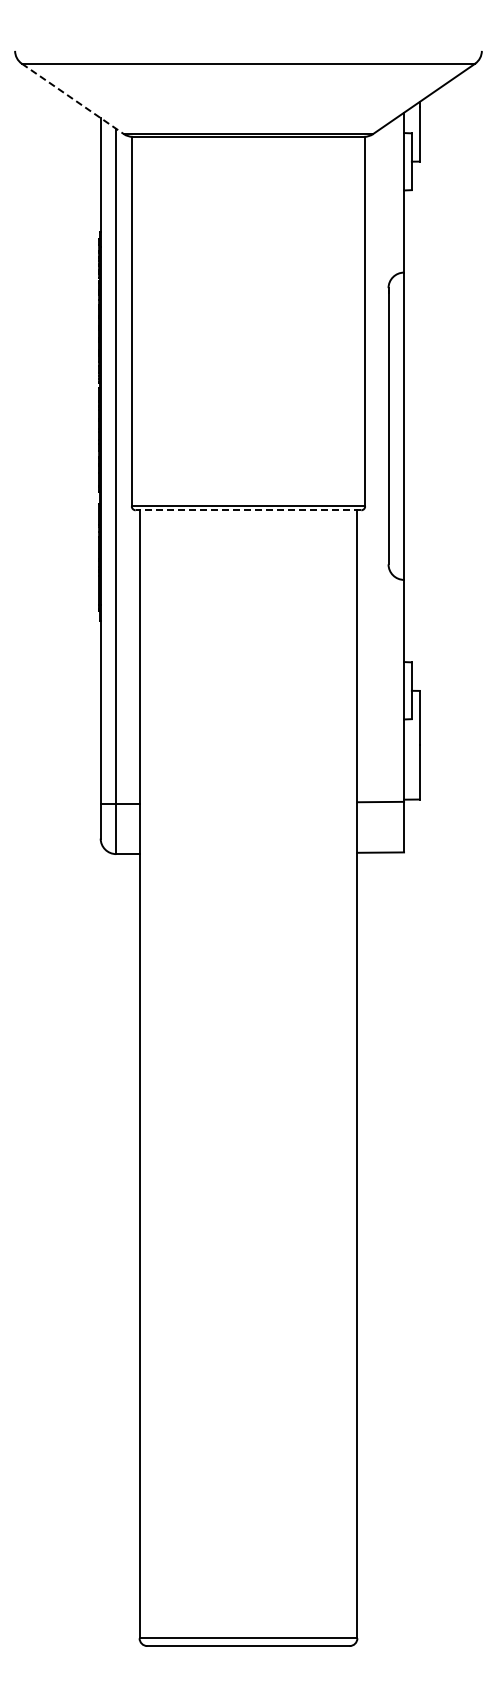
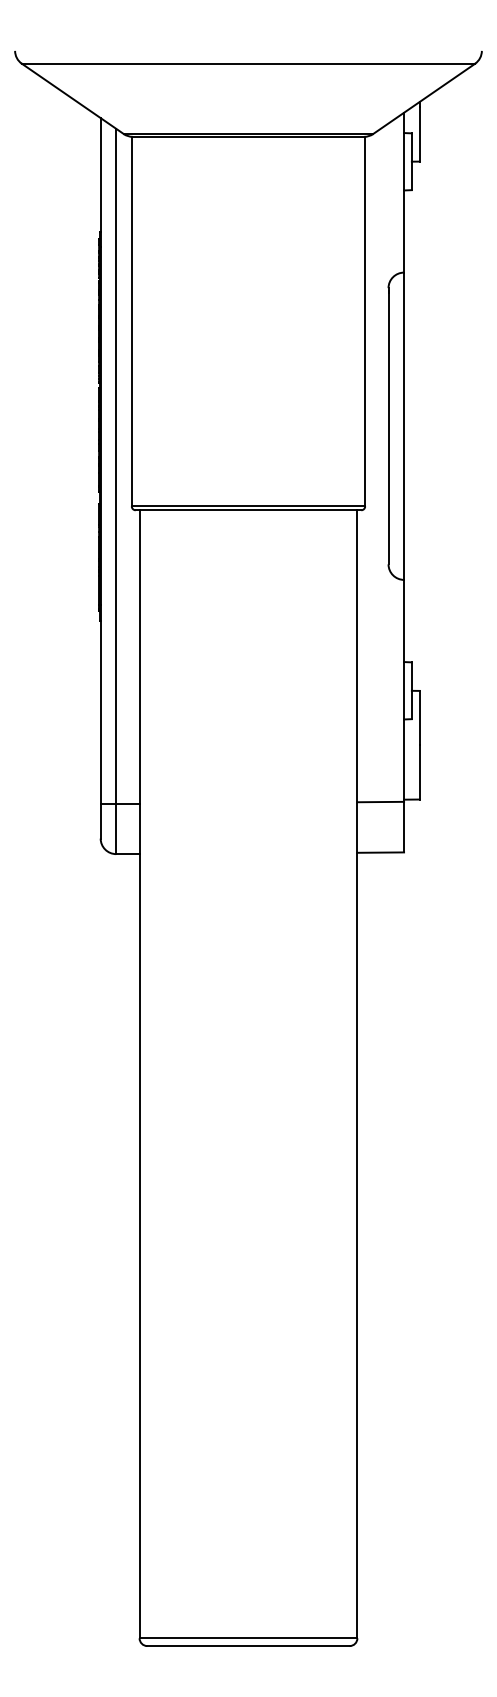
line: dashed -> solid (72, 98)
line: dashed -> solid (248, 510)
